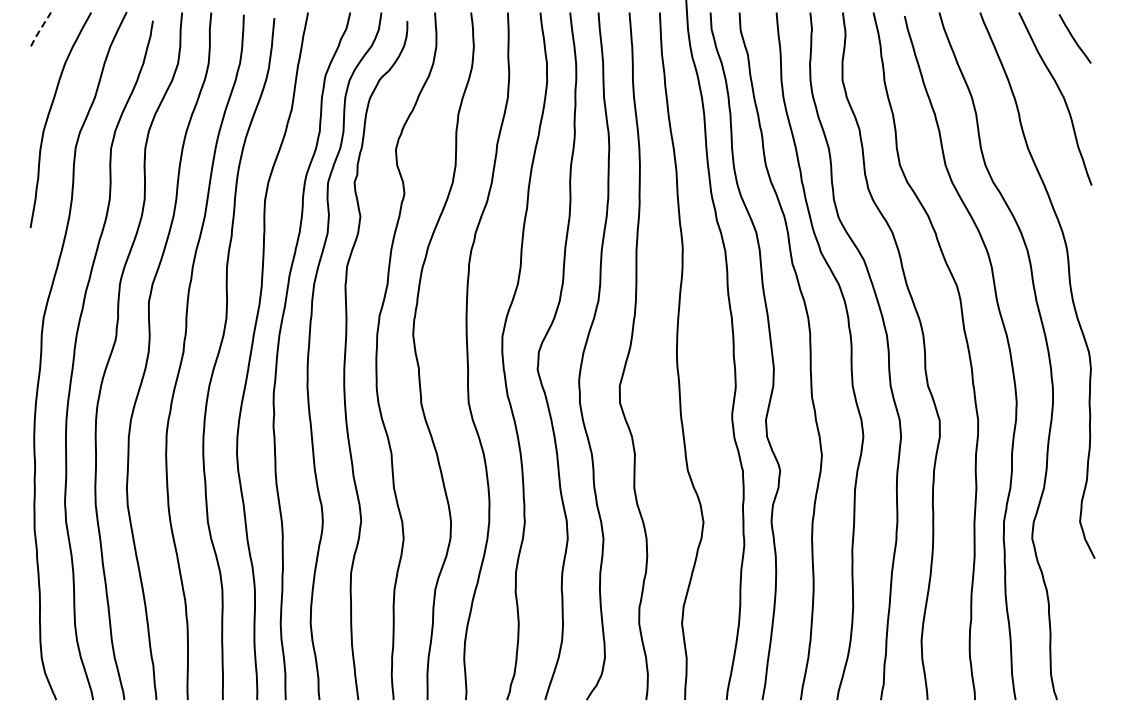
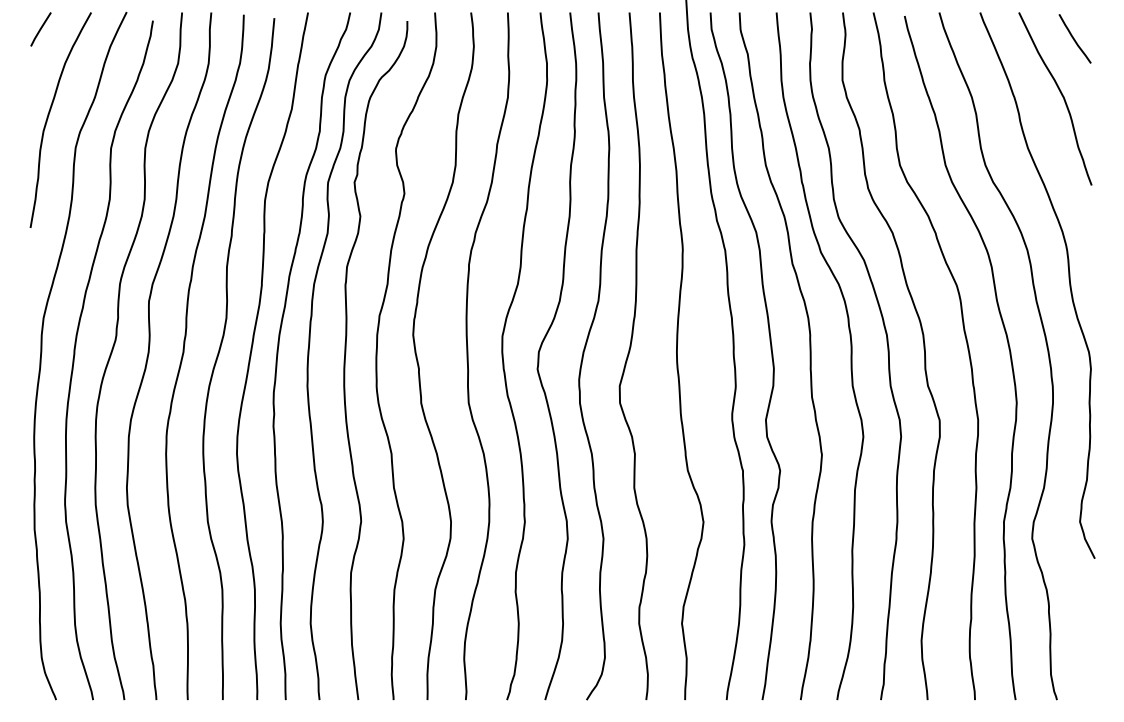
line: dashed -> solid (40, 29)
